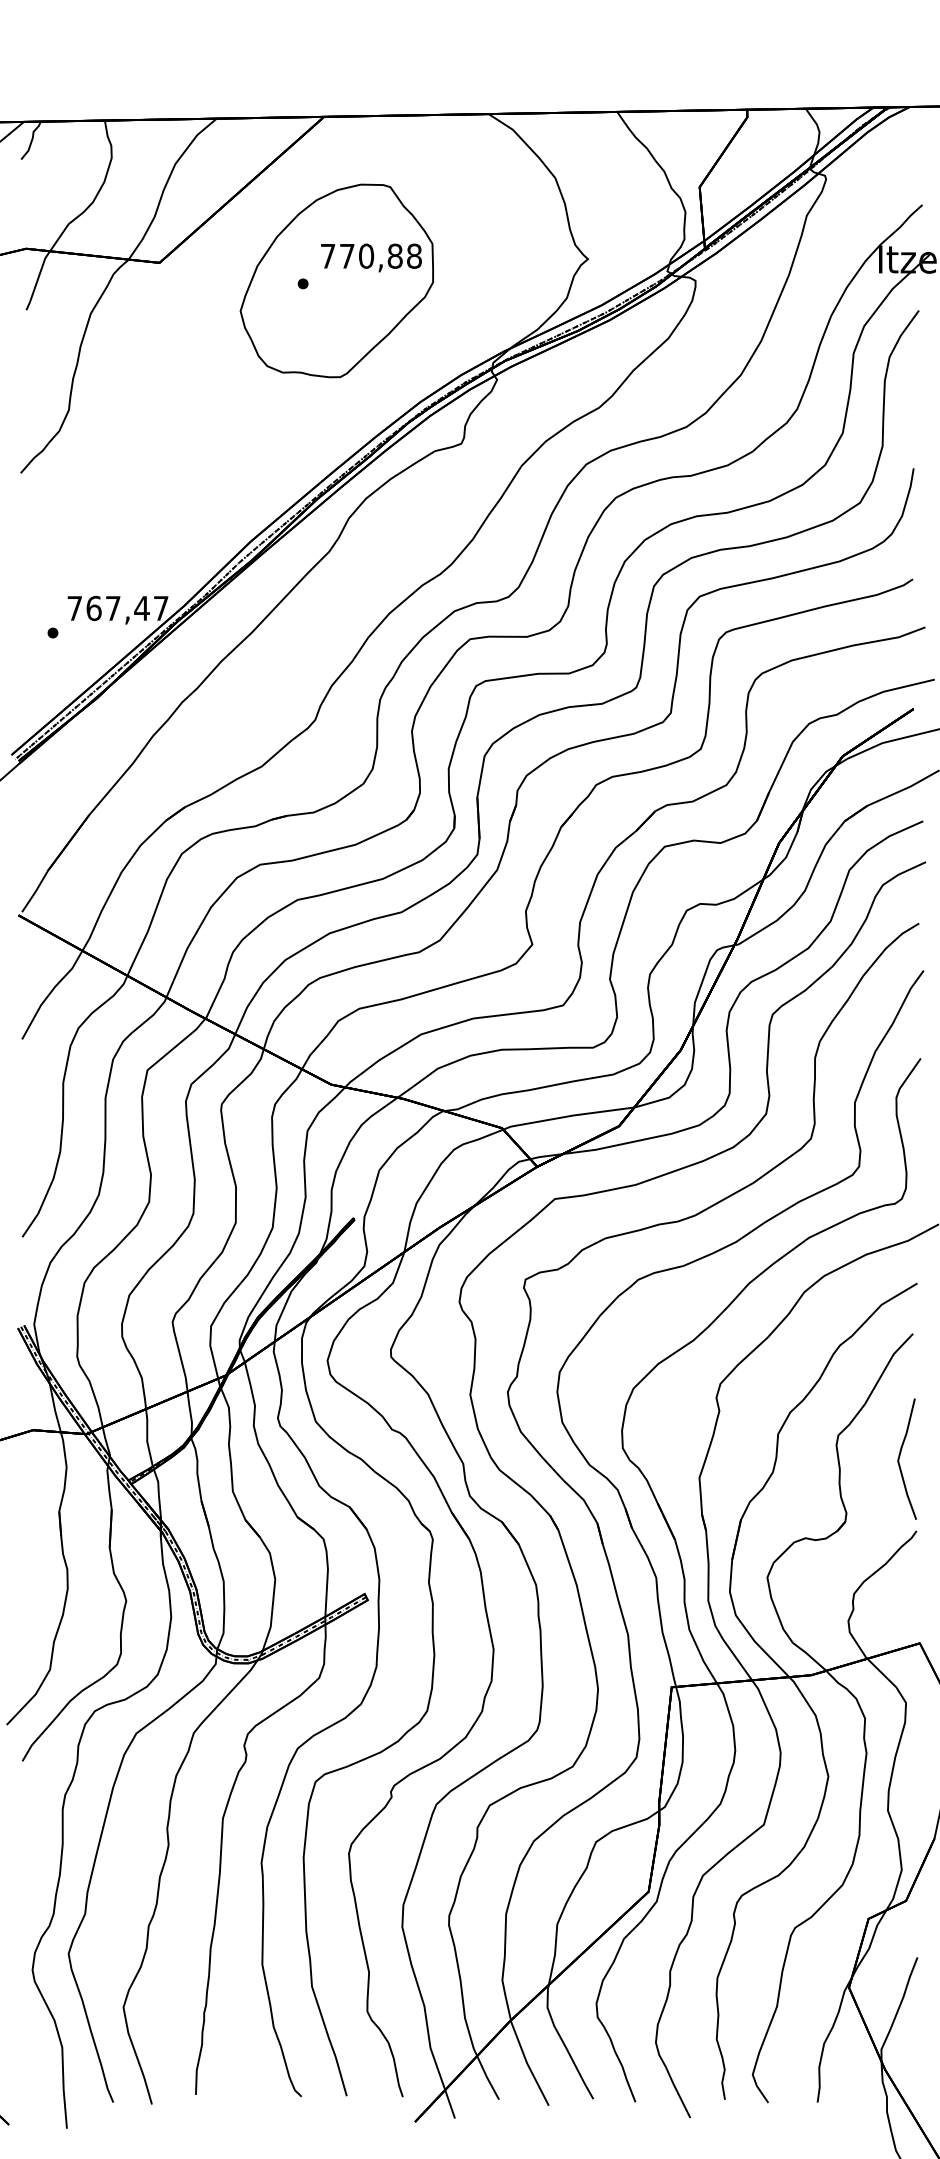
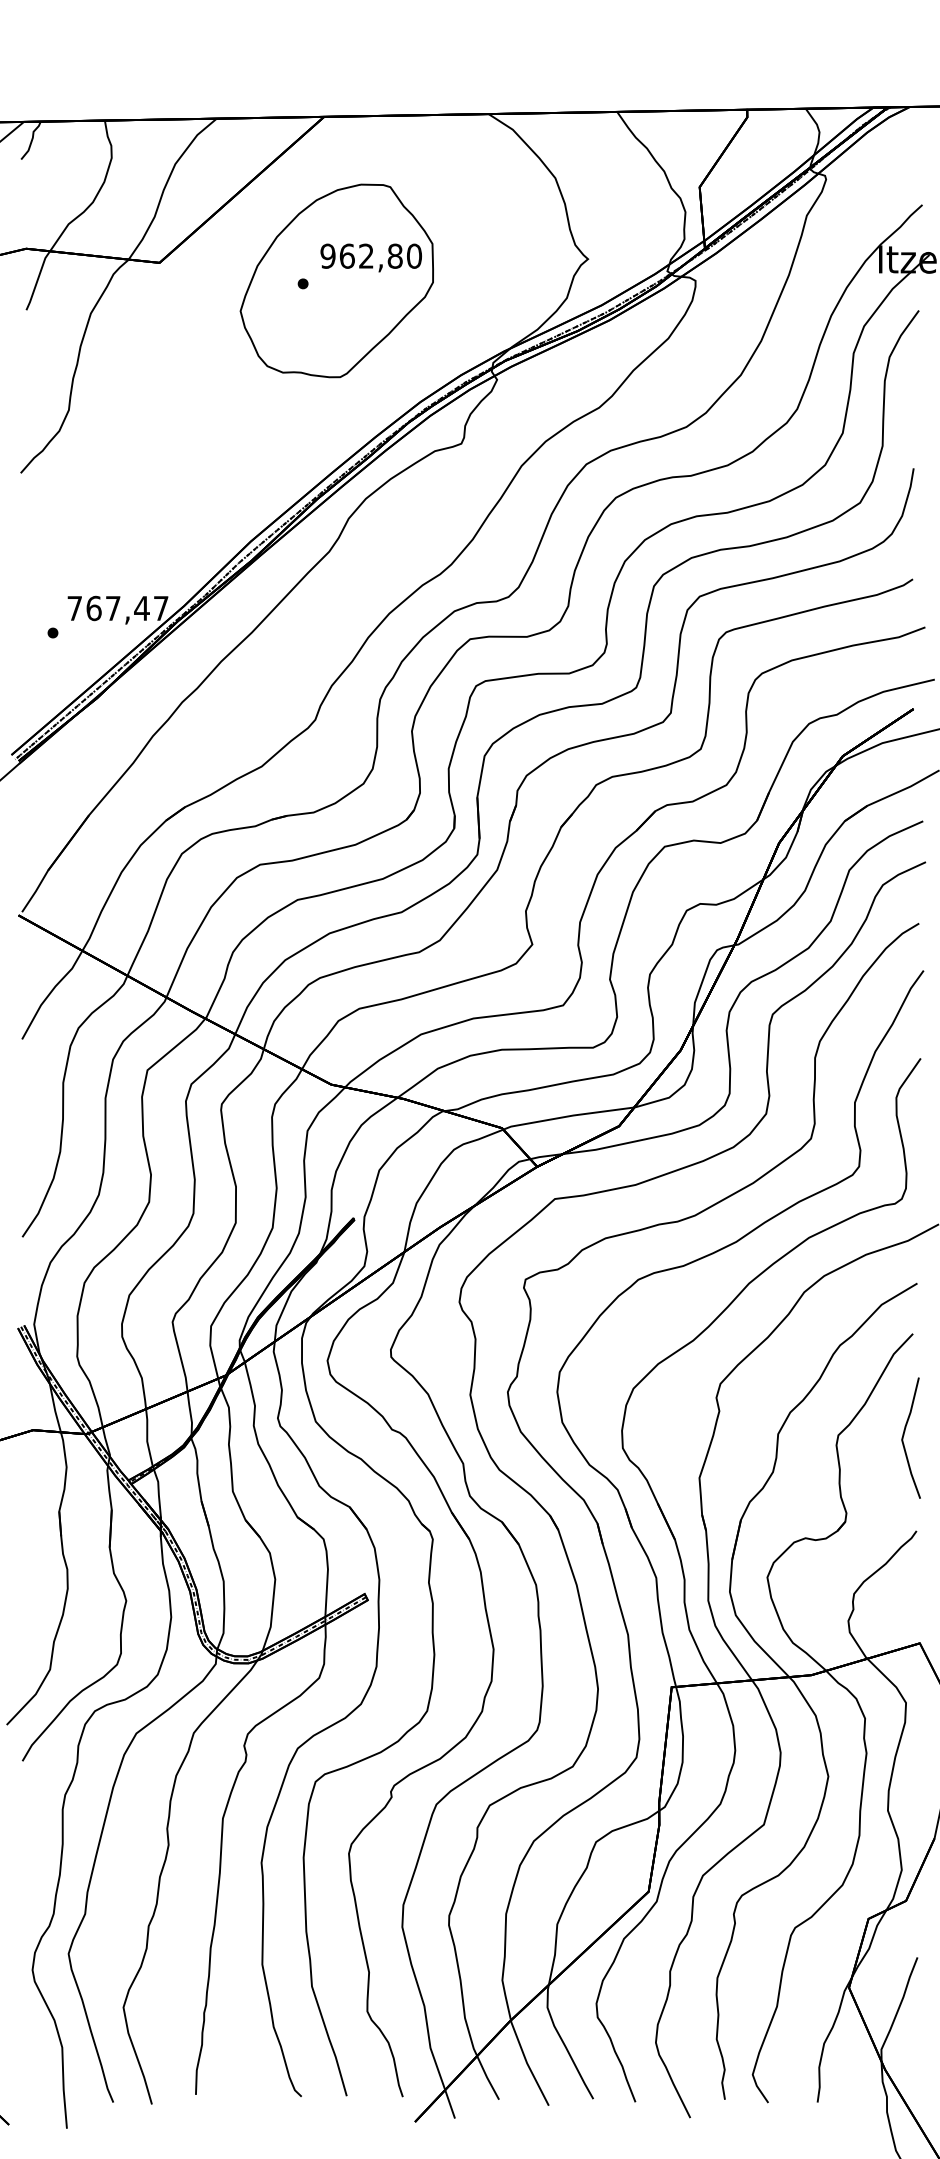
text: 770,88 -> 962,80 (371, 255)
curve position: (900, 1456) -> (904, 1435) (904, 1435)
